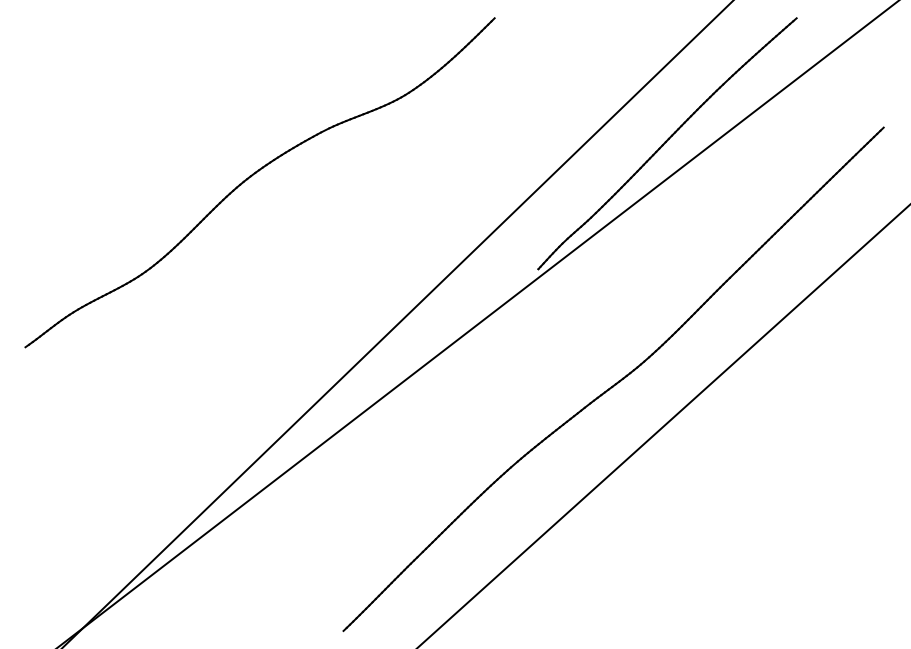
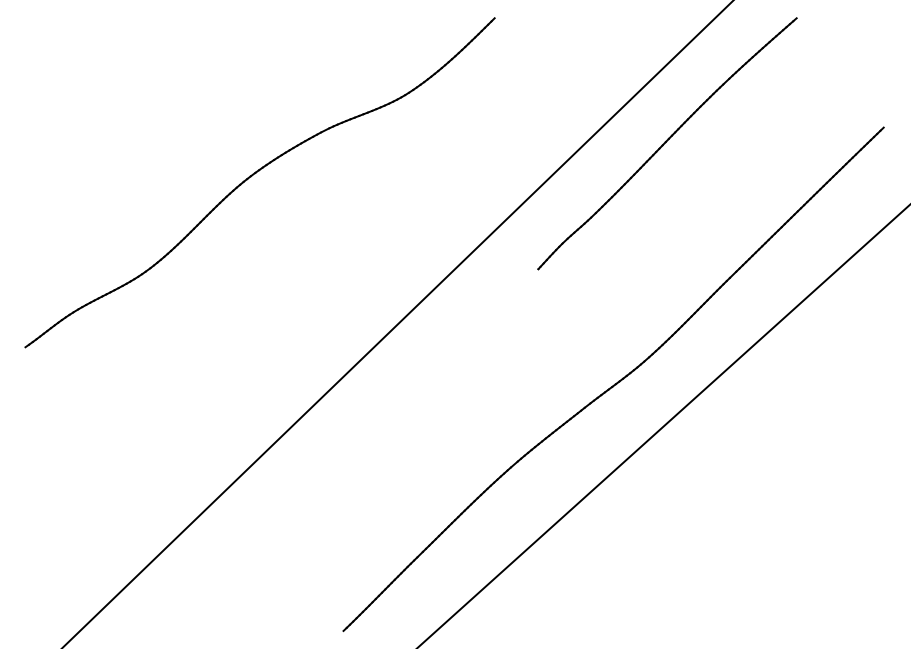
line: present -> none (478, 323)
